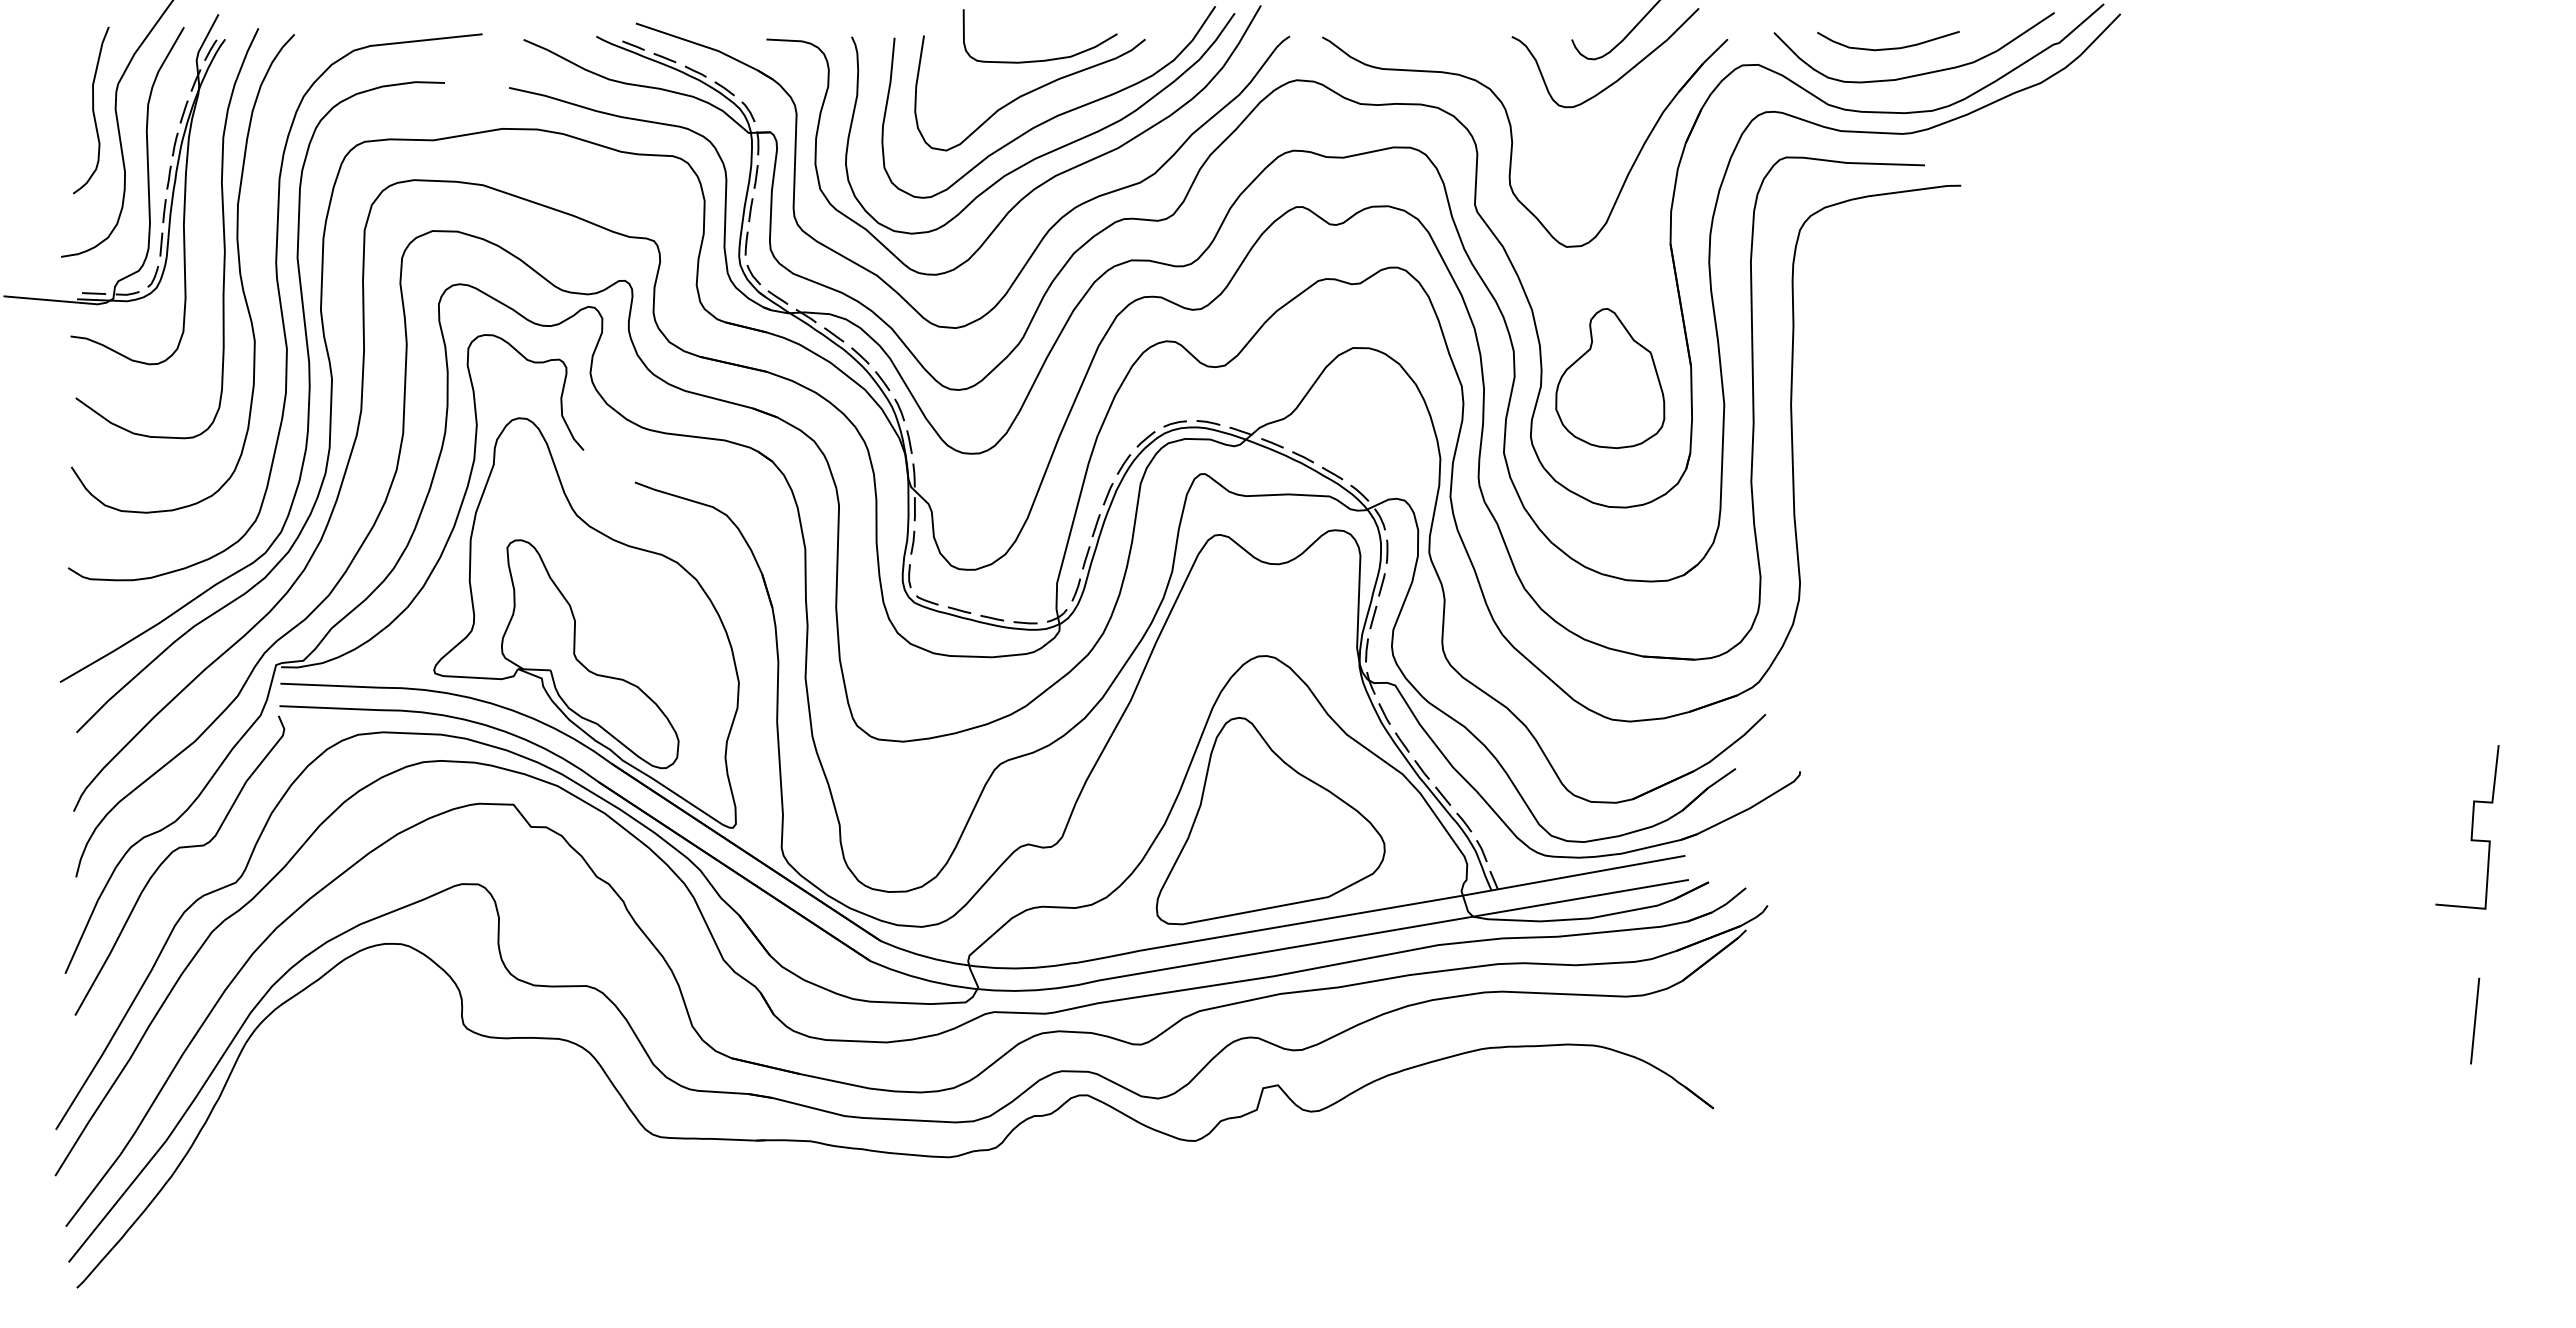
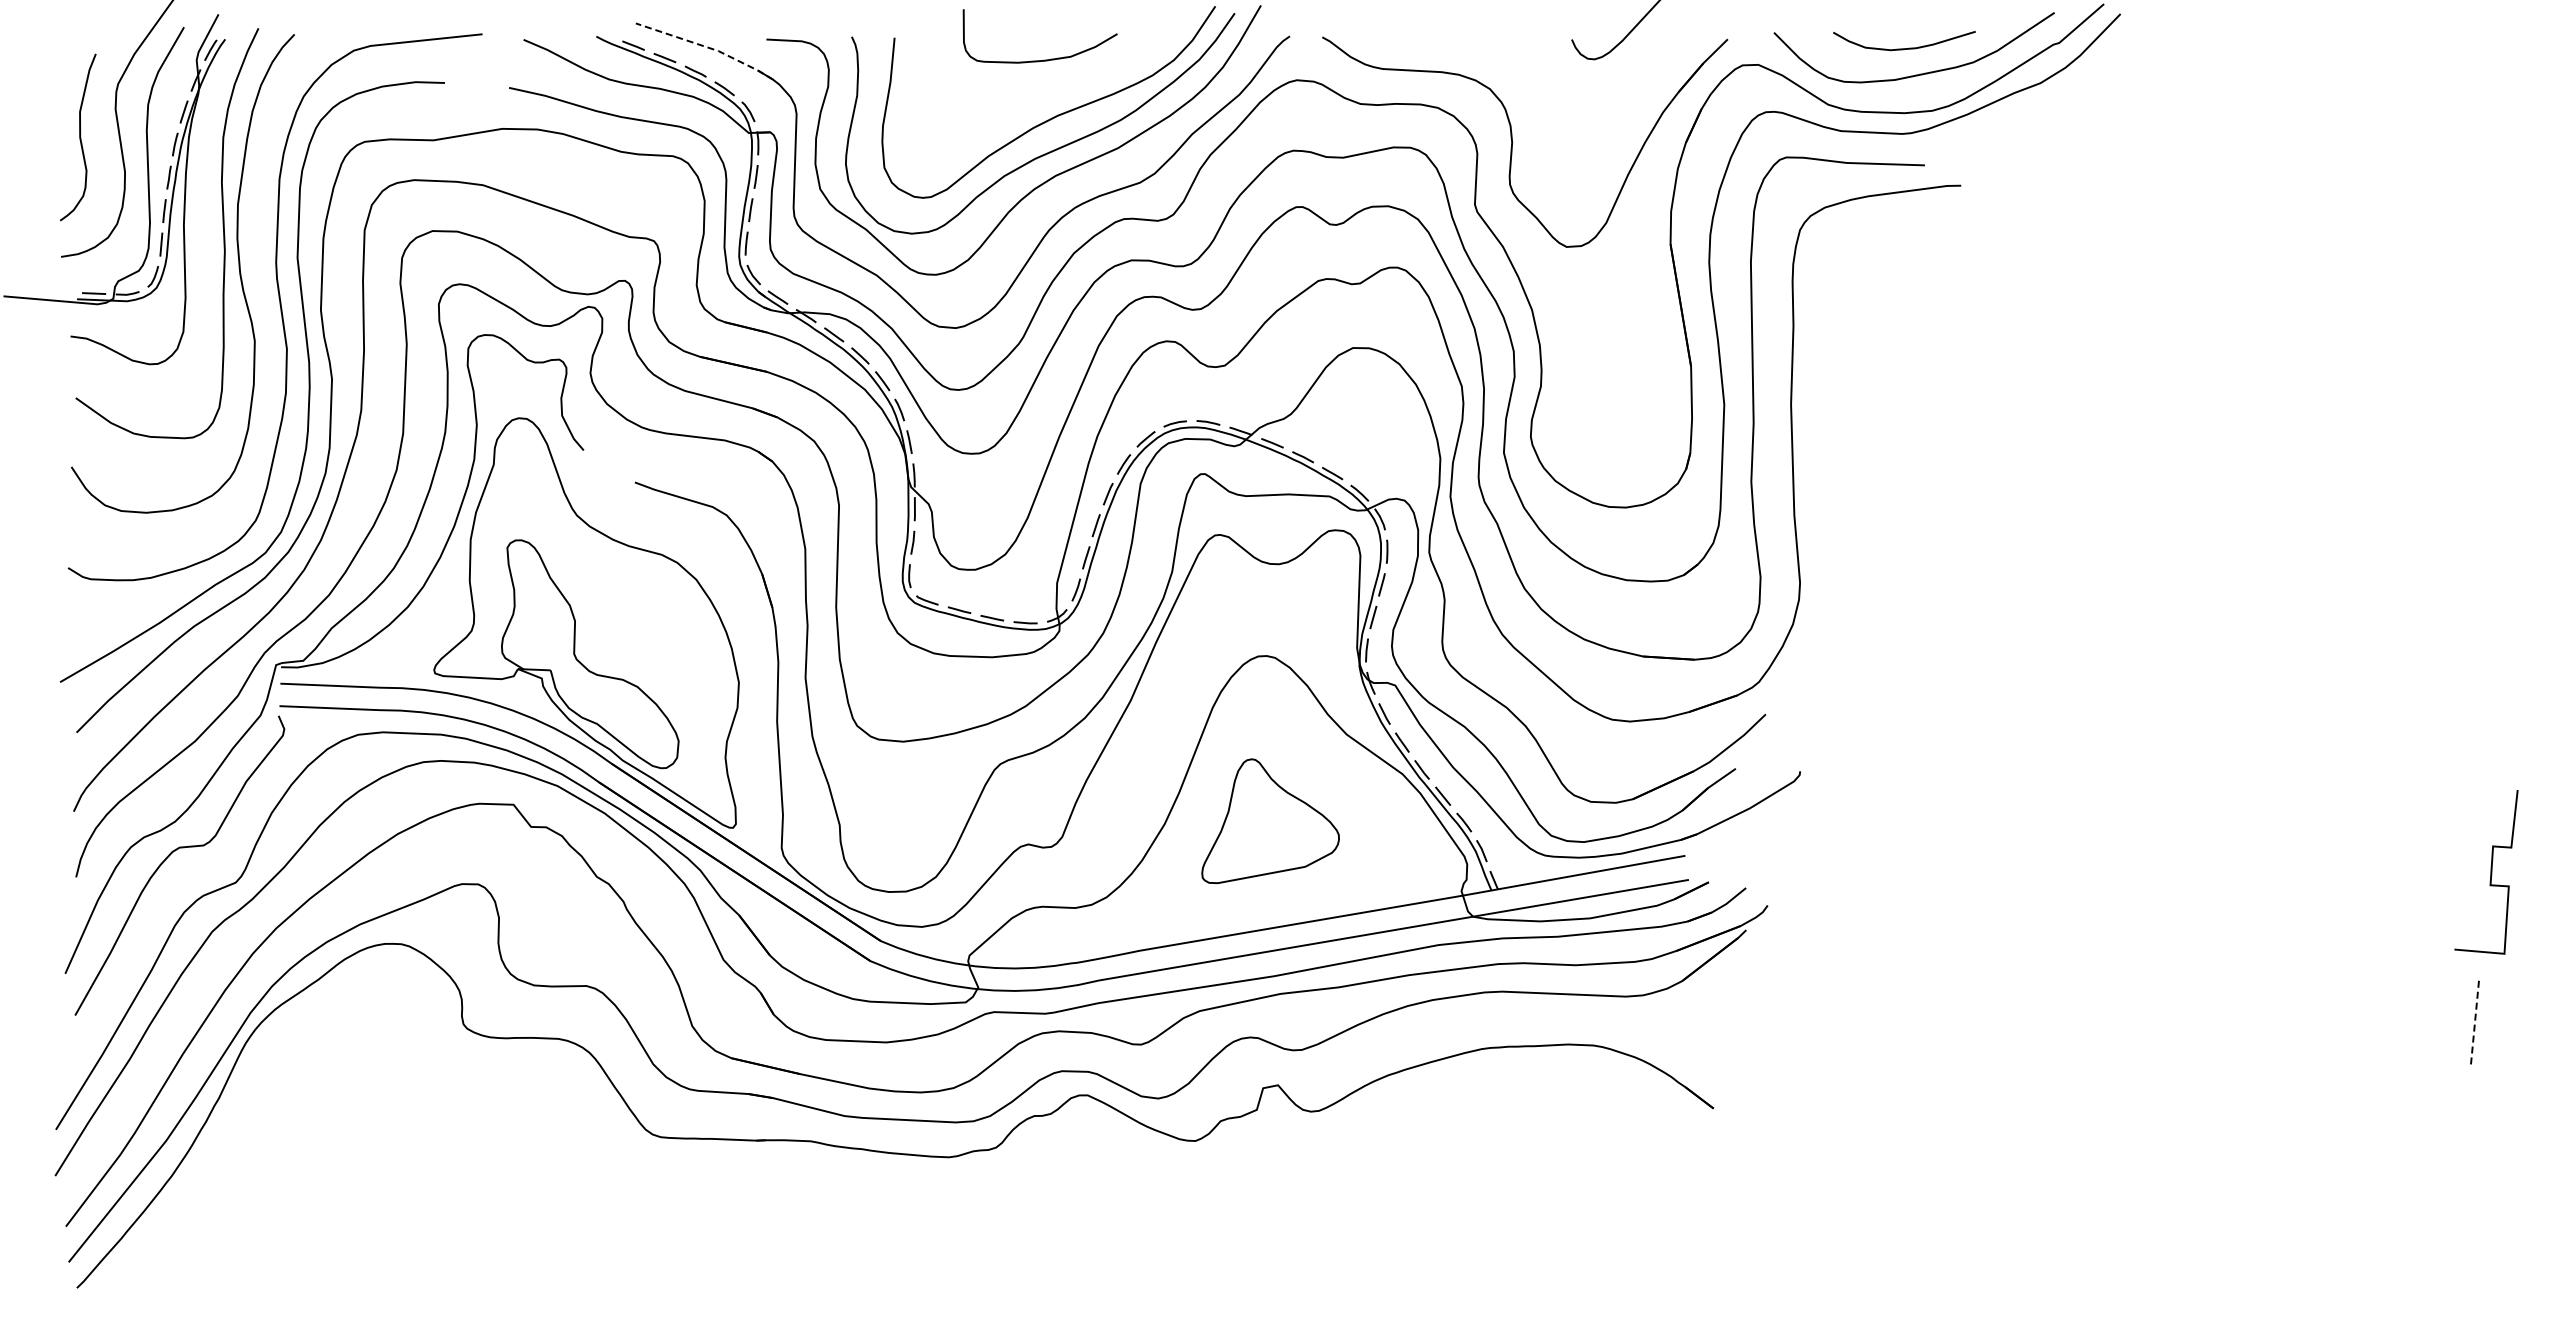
line: solid -> dashed (707, 47)
curve position: (1888, 48) -> (1904, 48) (1904, 48)
curve: present -> none (1619, 77)
curve: present -> none (1029, 93)
curve position: (92, 110) -> (79, 137) (79, 137)
part: present -> none (1610, 378)
part size: 231x209 px -> 139x127 px (1270, 821)
curve position: (2471, 827) -> (2490, 872) (2490, 872)
line: solid -> dashed (2475, 1021)
